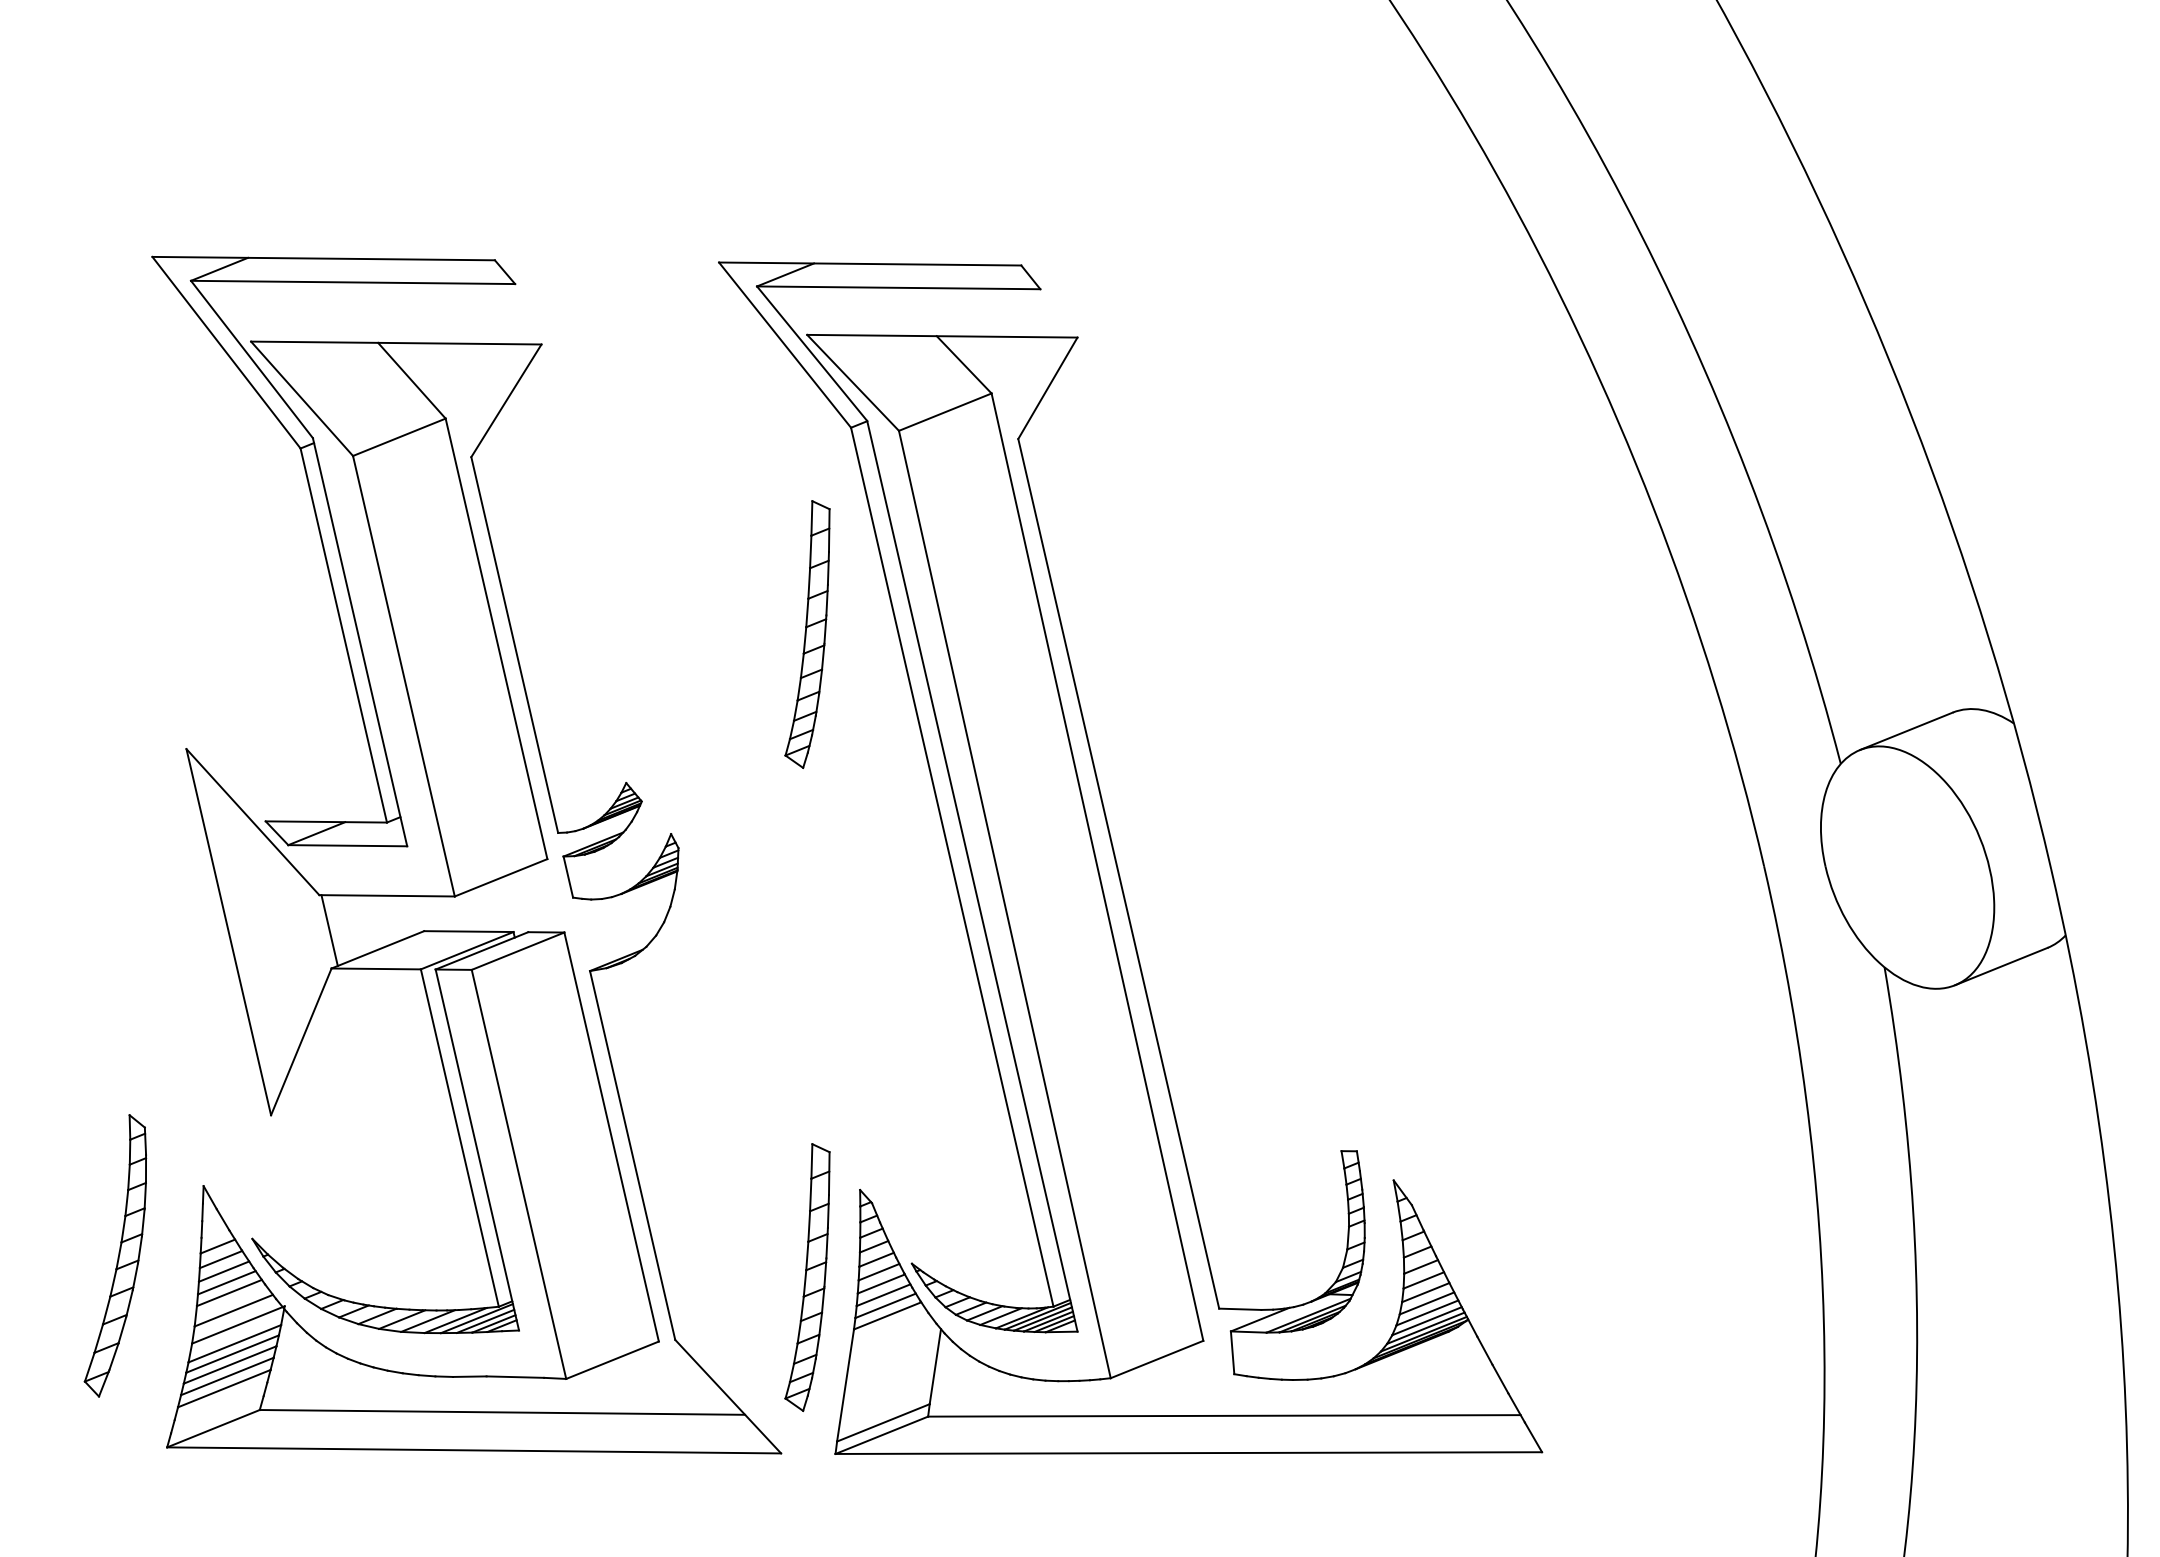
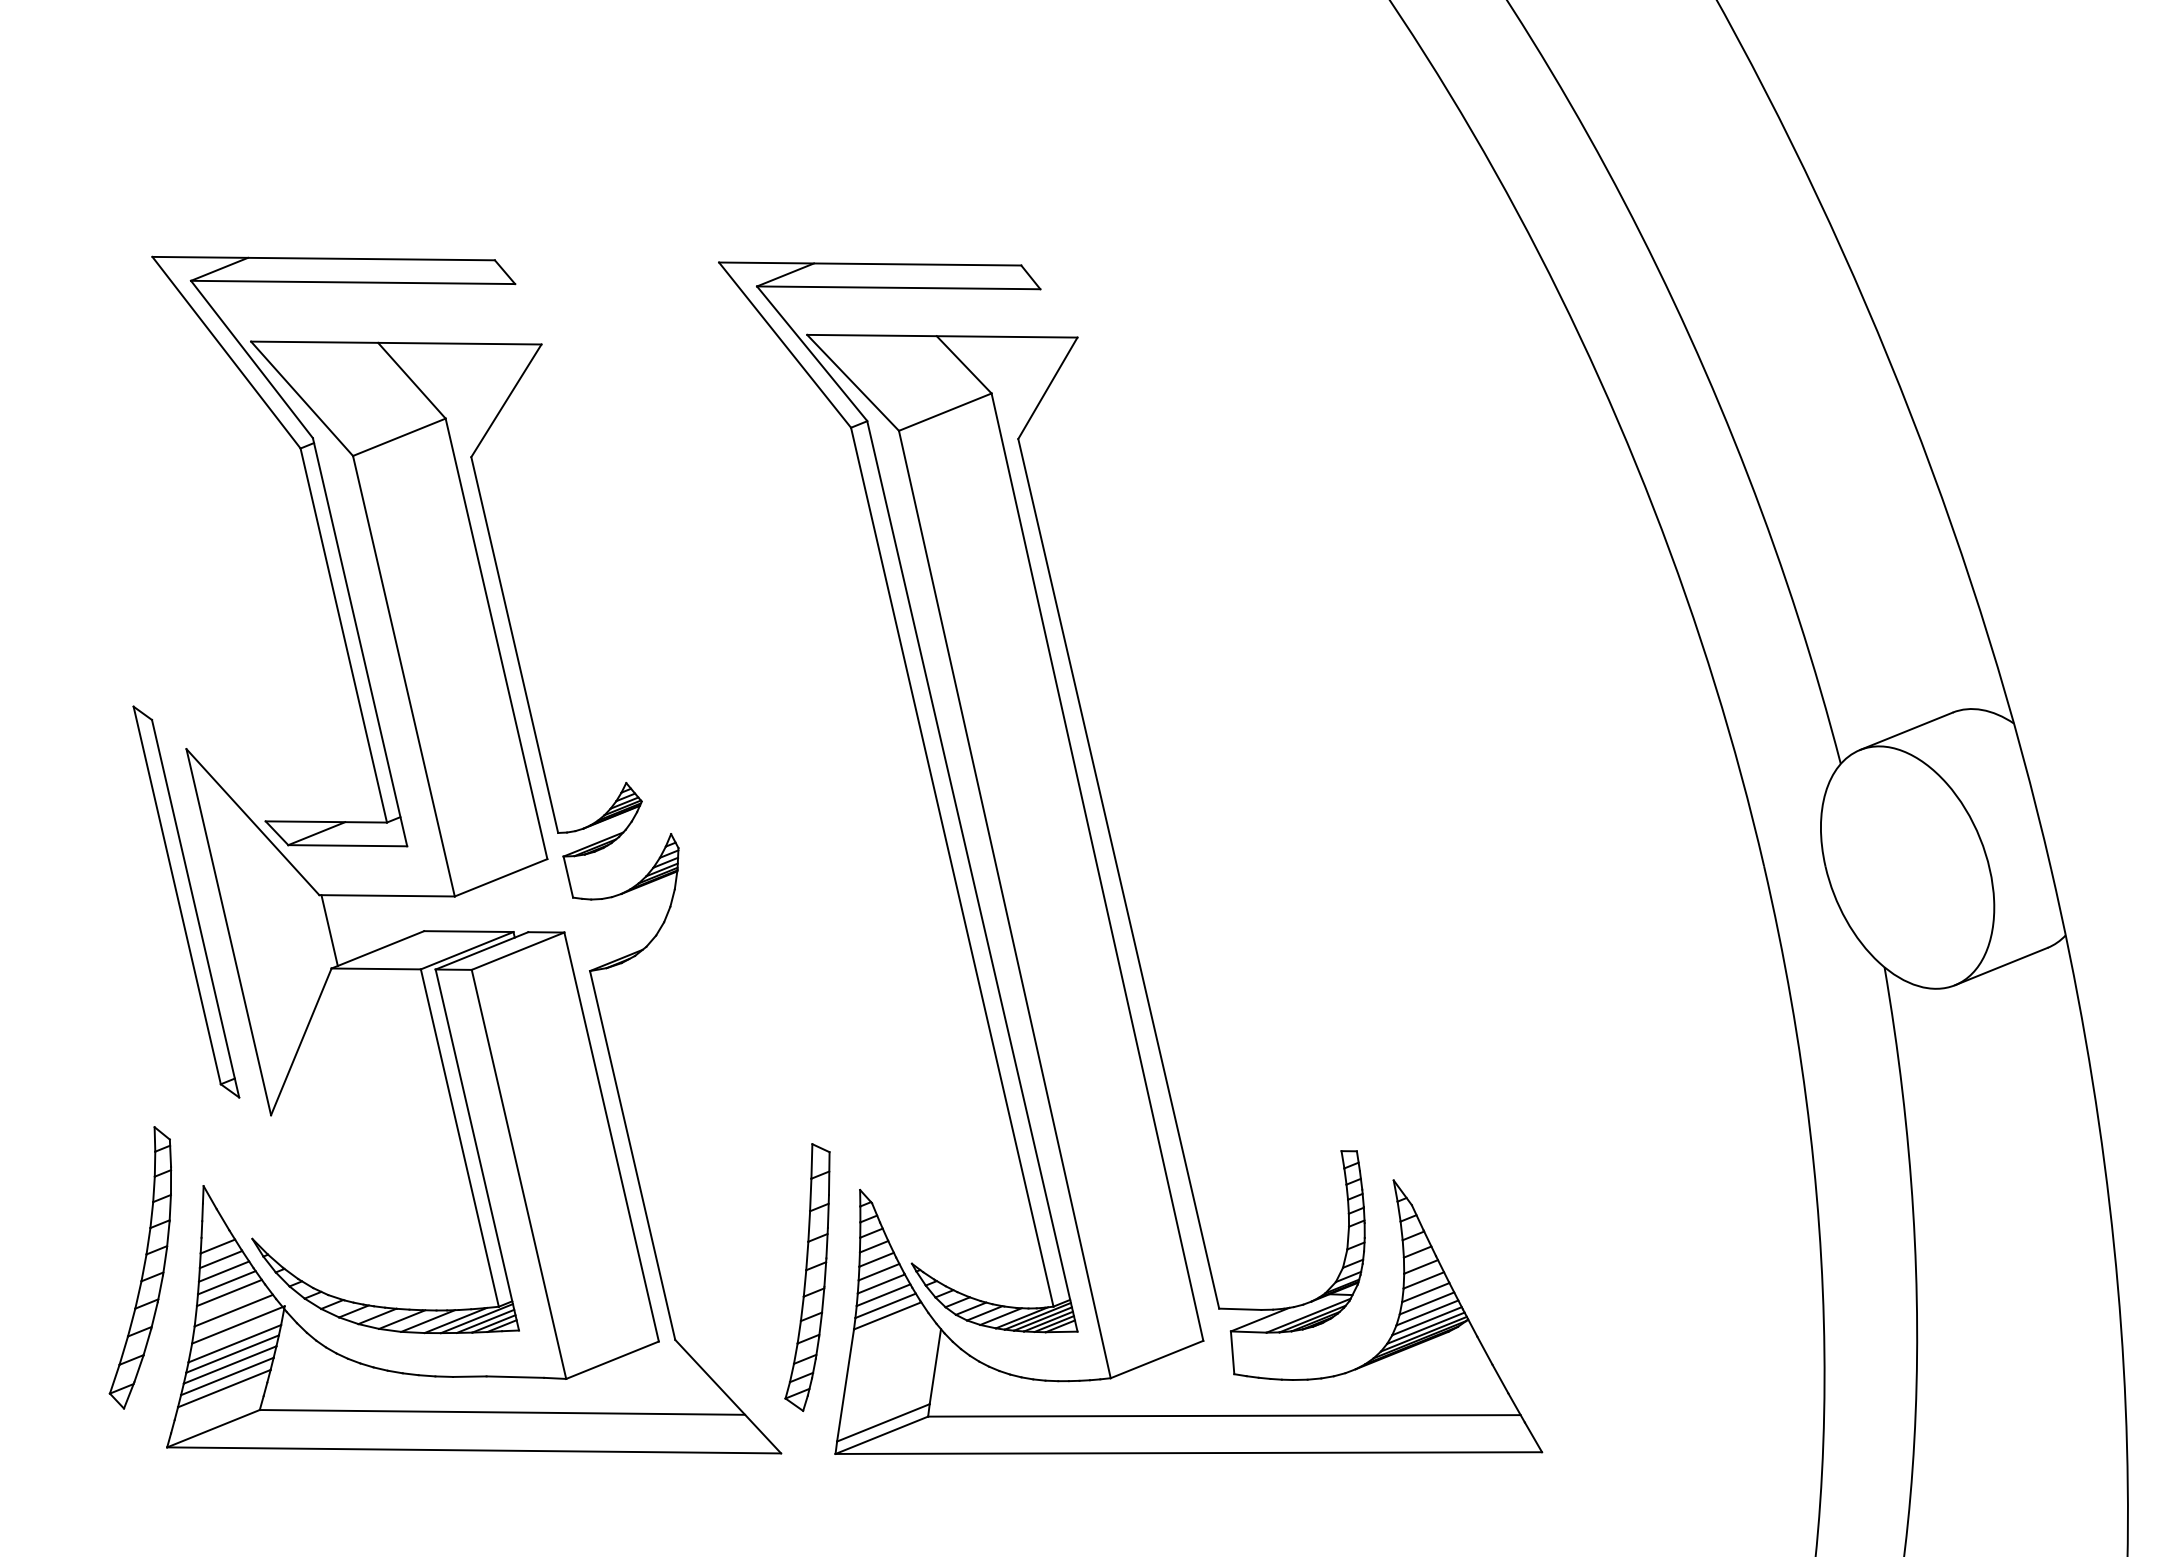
part: present -> none (807, 634)
part: none -> present (186, 901)
part position: (115, 1255) -> (140, 1267) (140, 1267)
